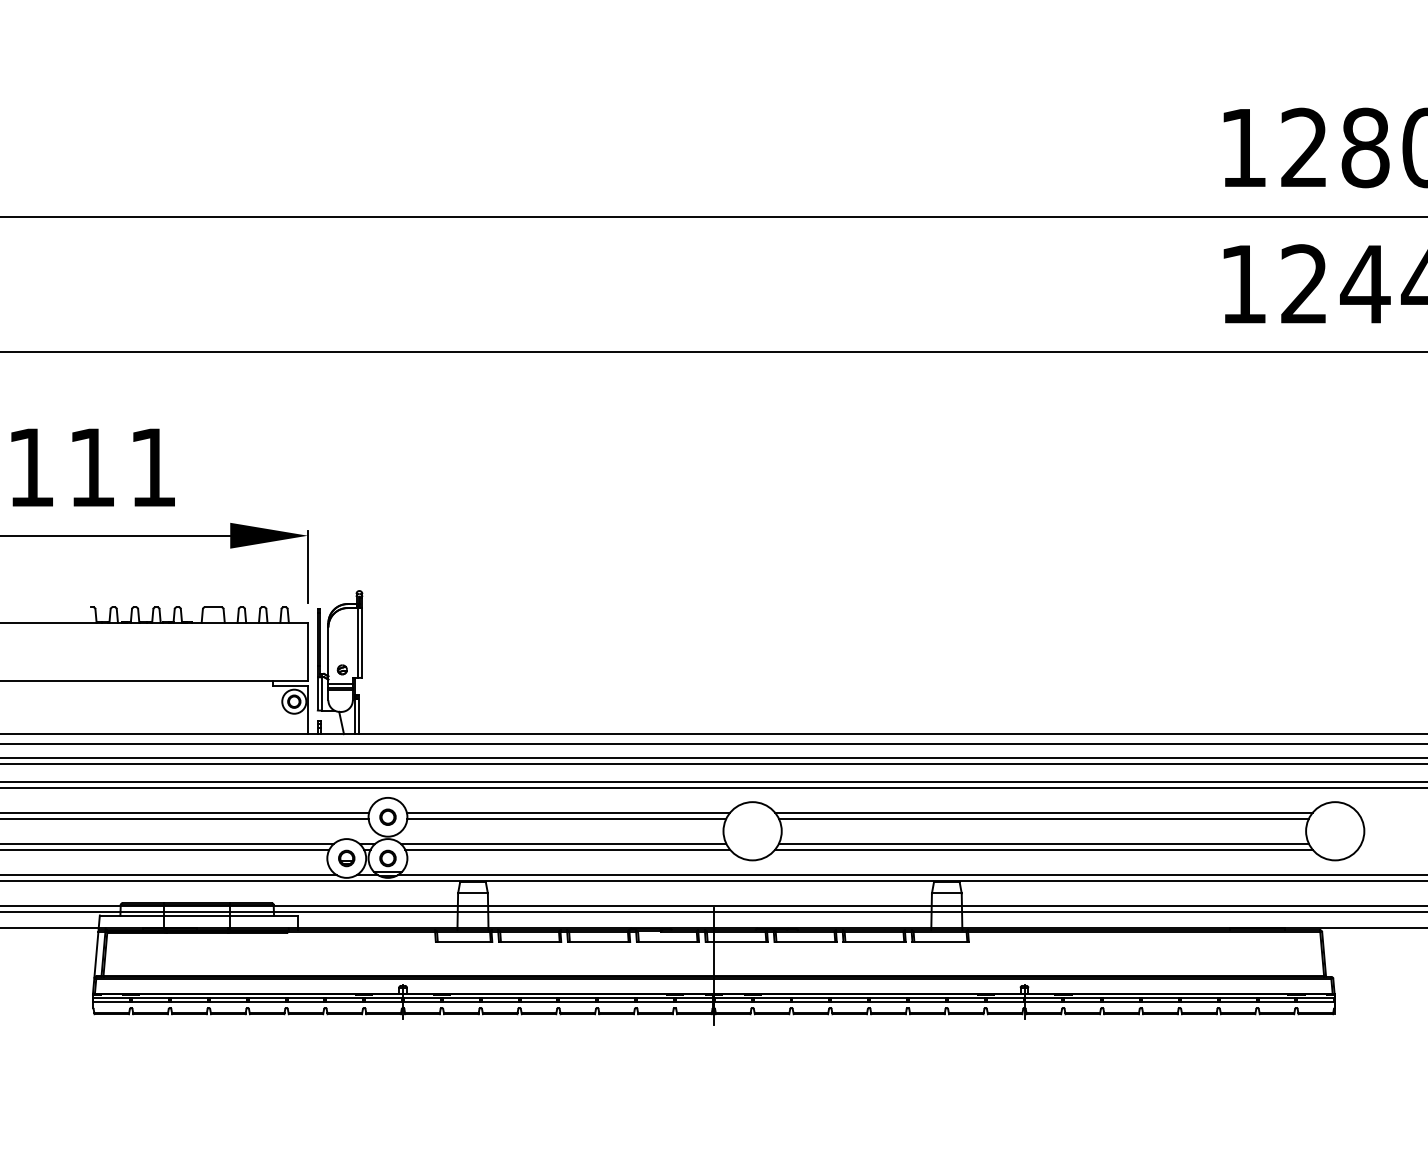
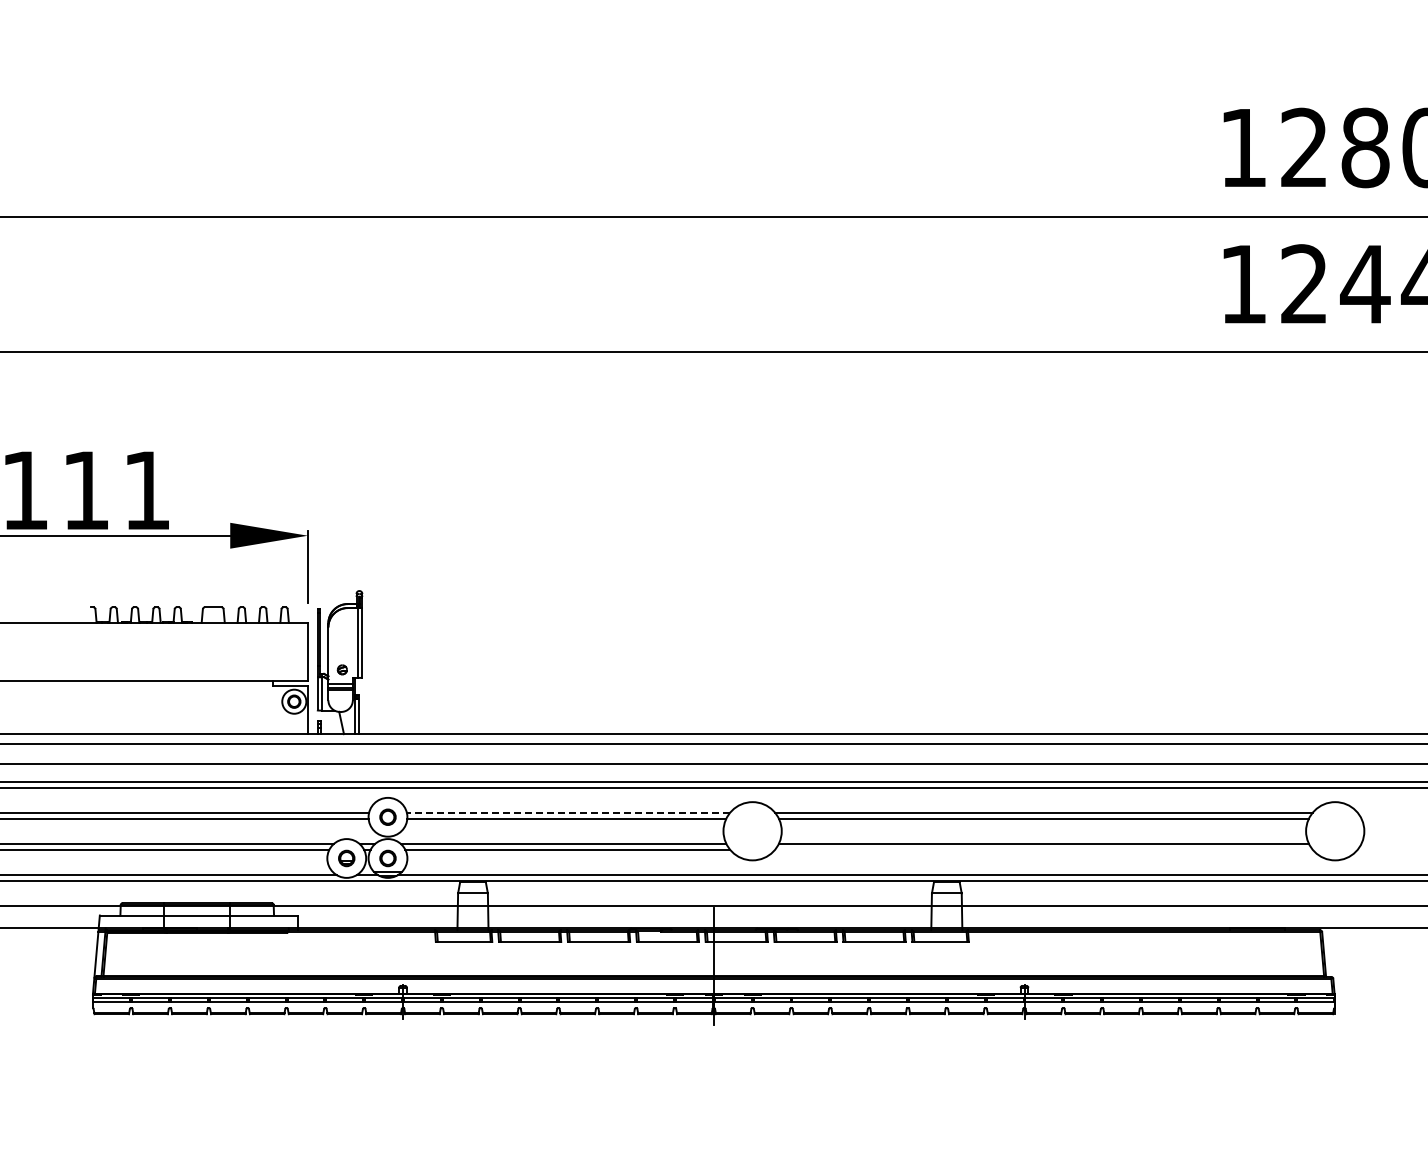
text position: (92, 467) -> (86, 490) (86, 490)
line: present -> none (713, 758)
line: solid -> dashed (568, 812)
line: present -> none (1043, 849)
line: present -> none (713, 911)
